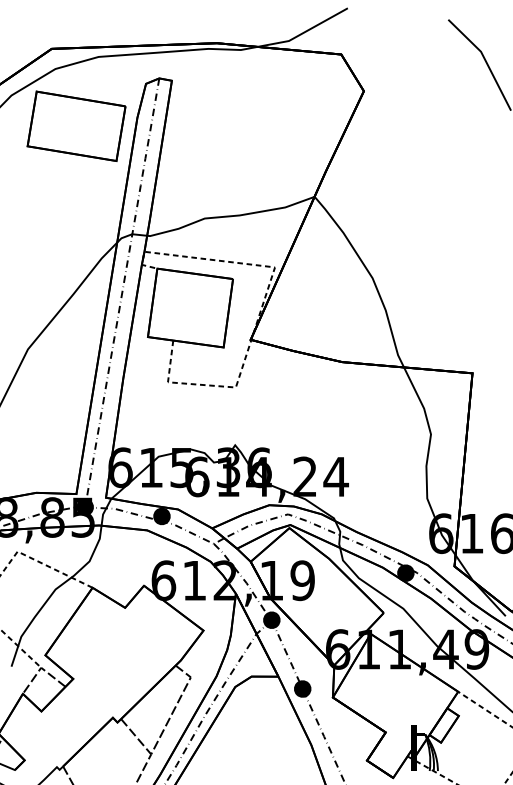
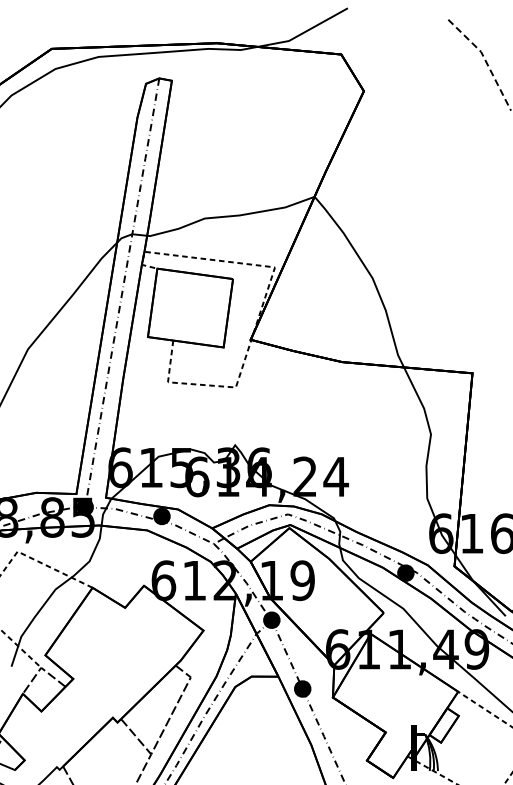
line: solid -> dashed (485, 60)
part: present -> none (76, 125)
